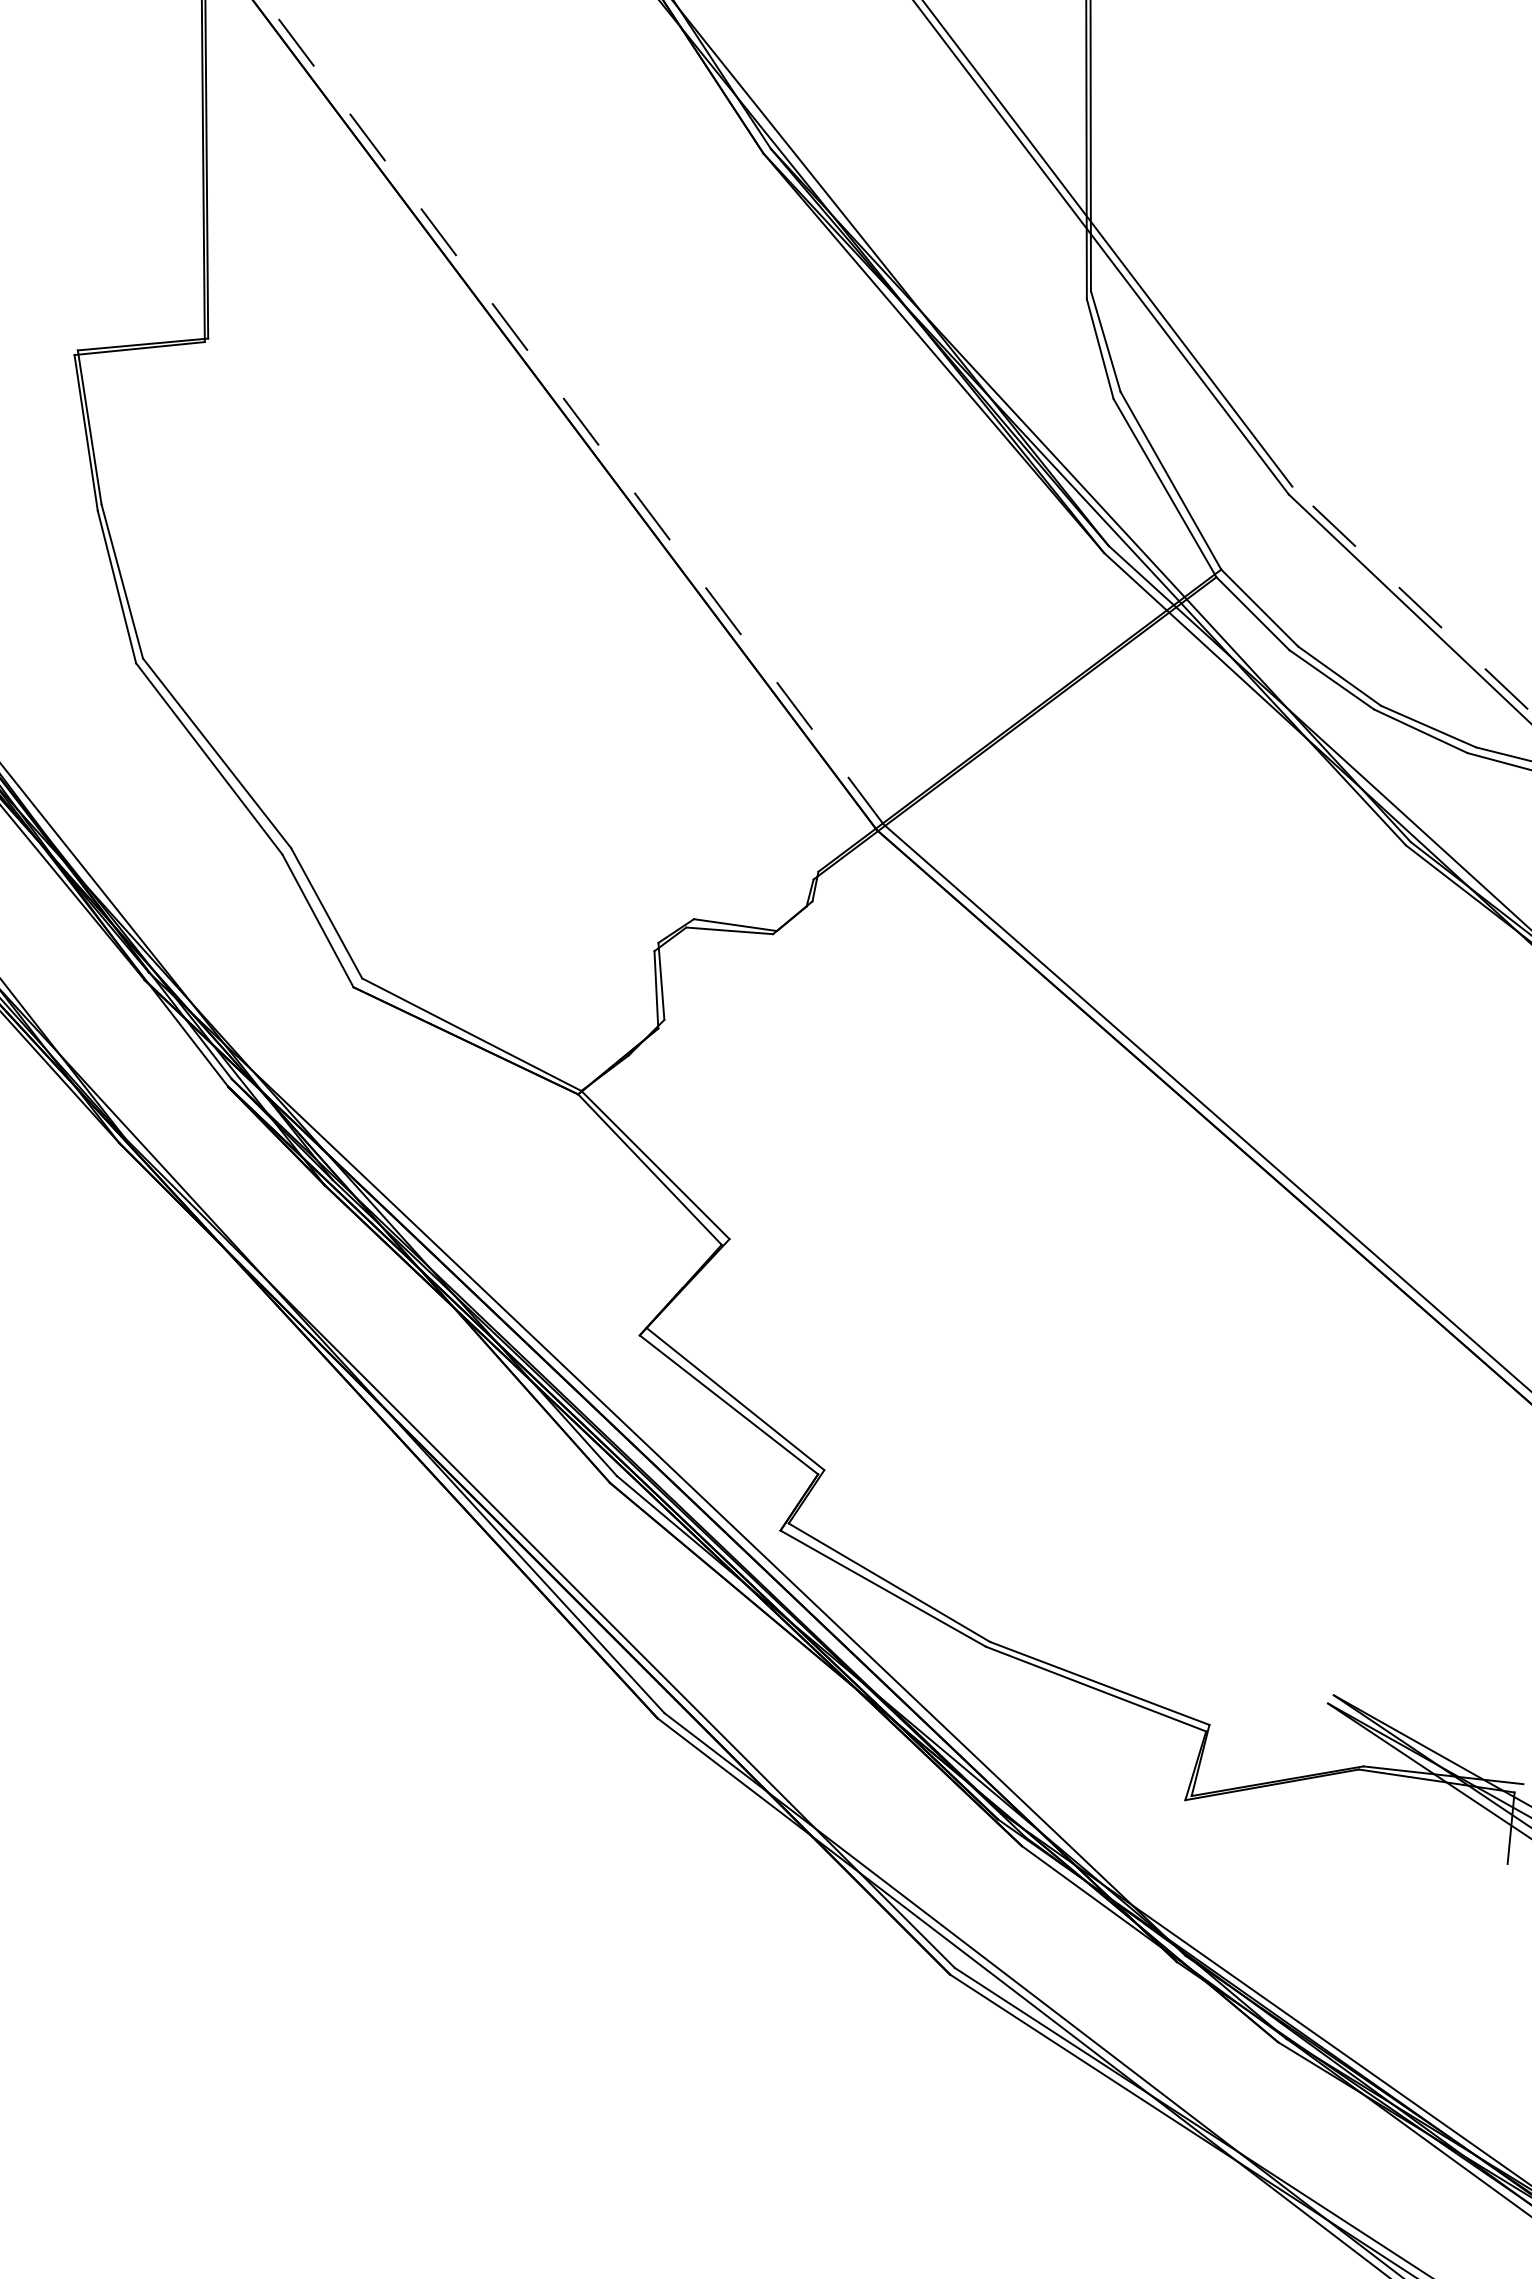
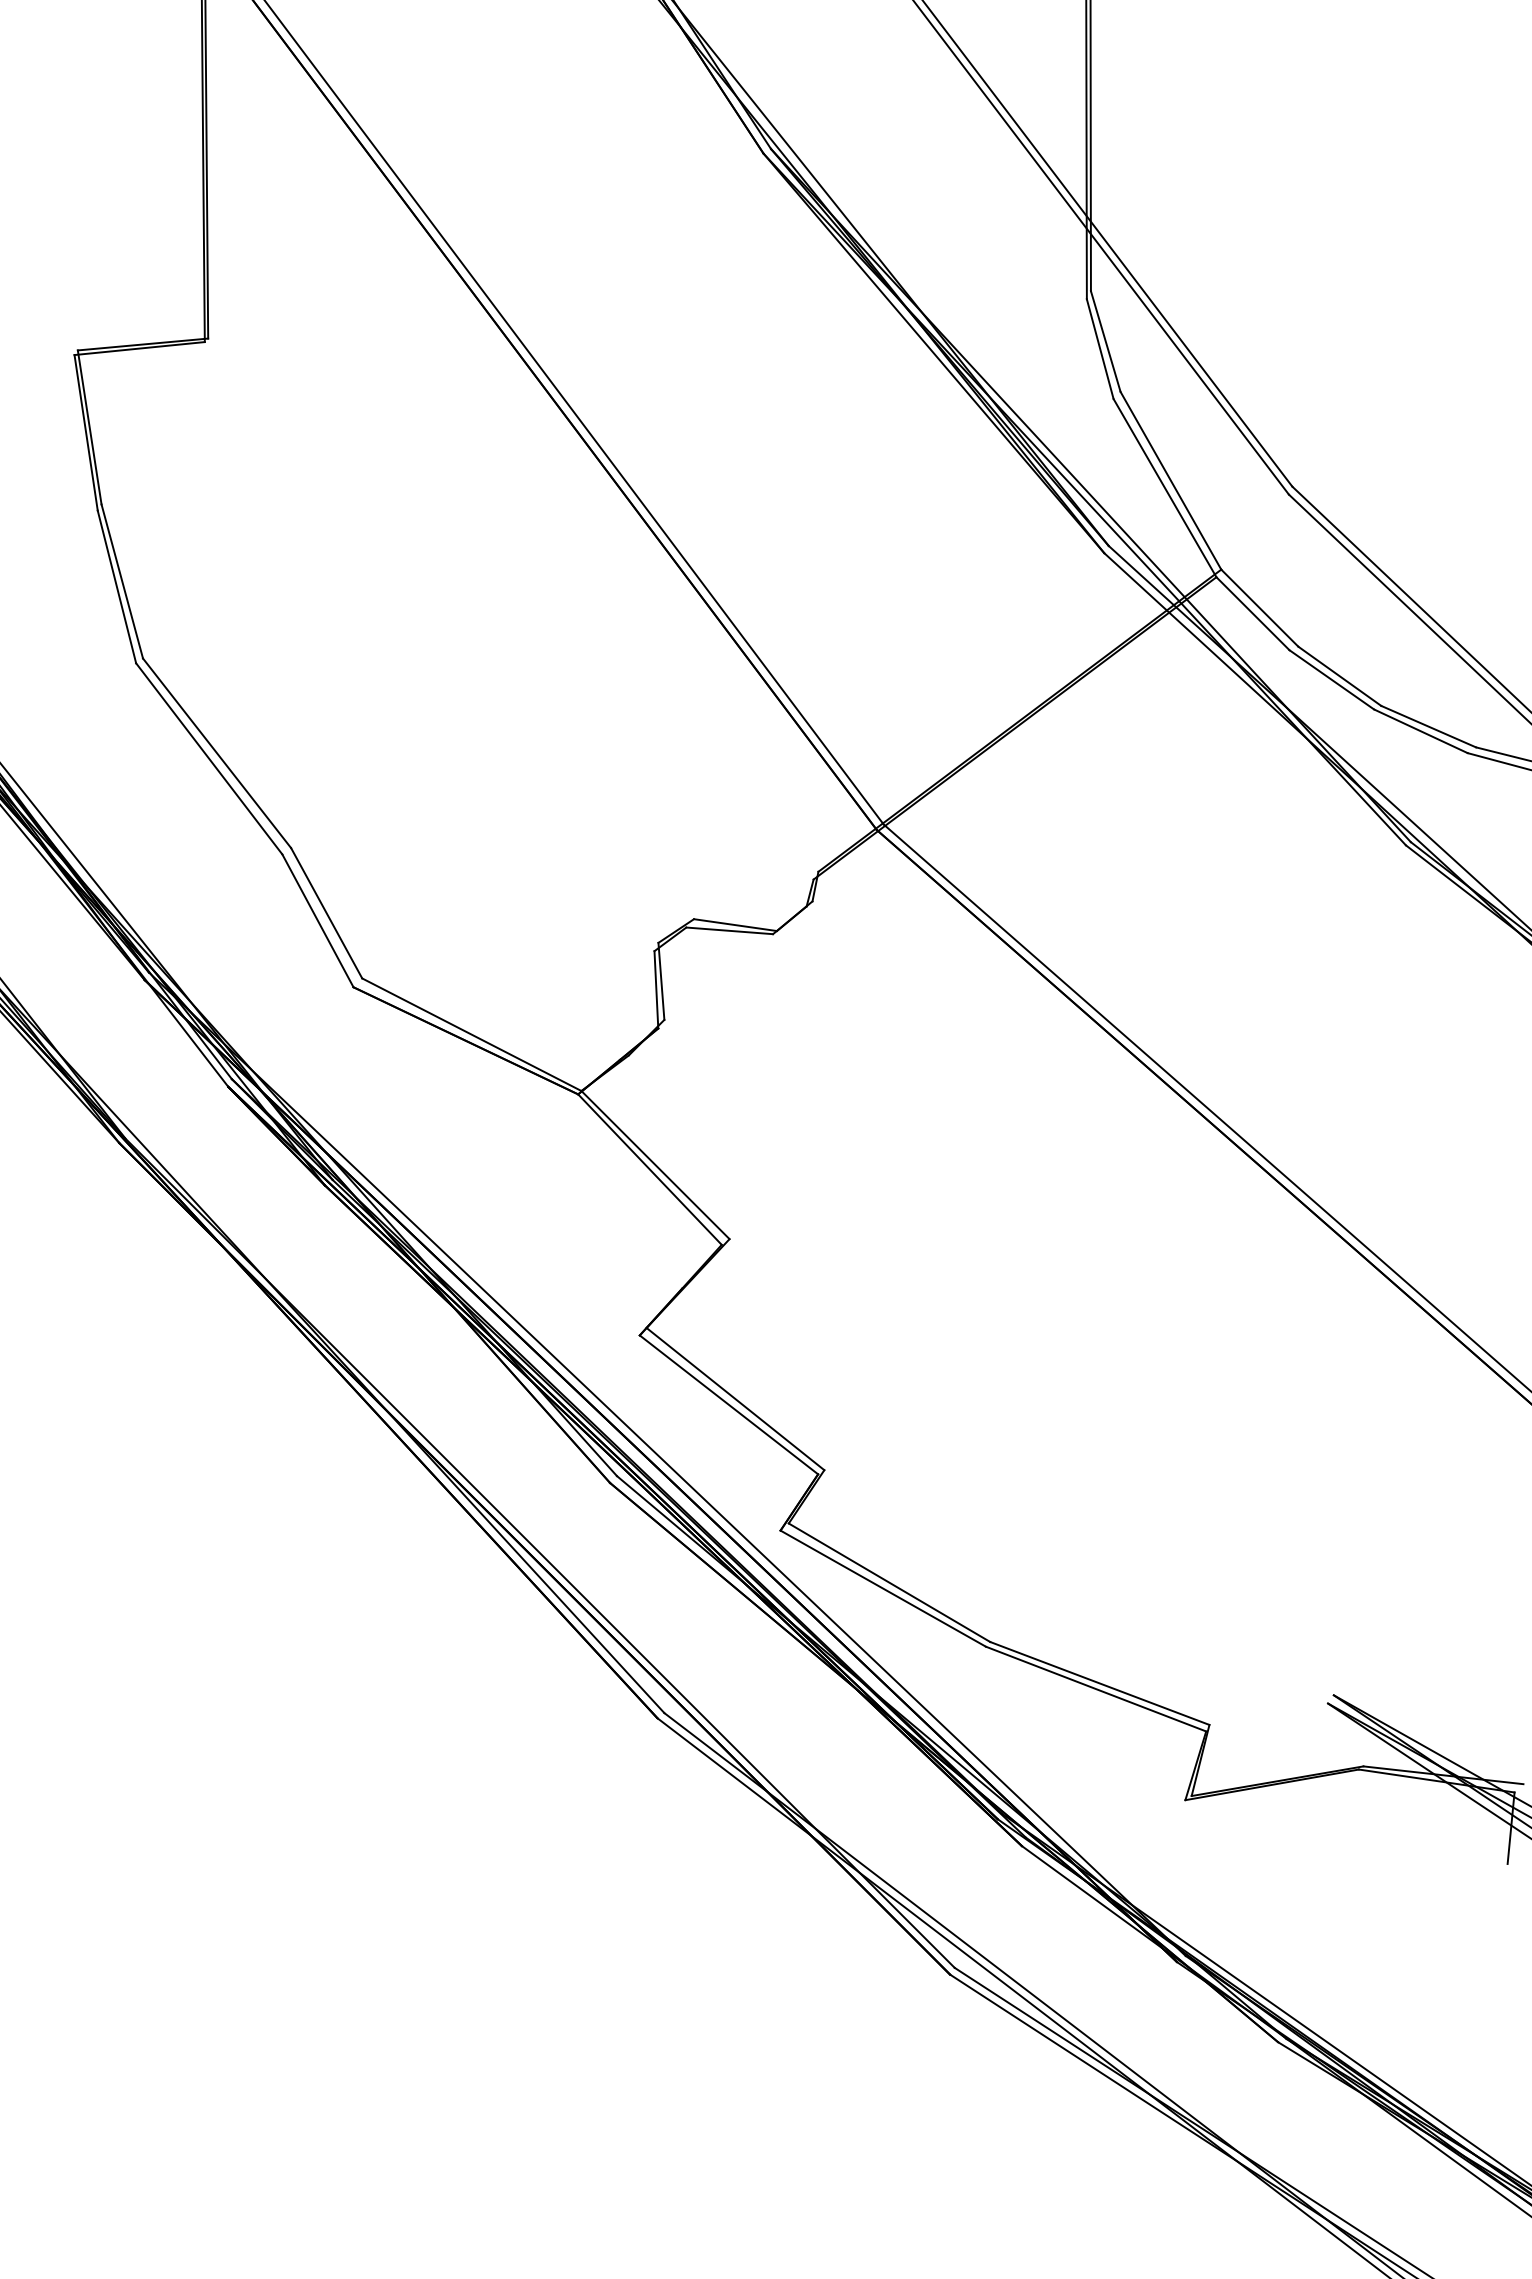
line: dashed -> solid (573, 411)
line: dashed -> solid (1411, 599)
